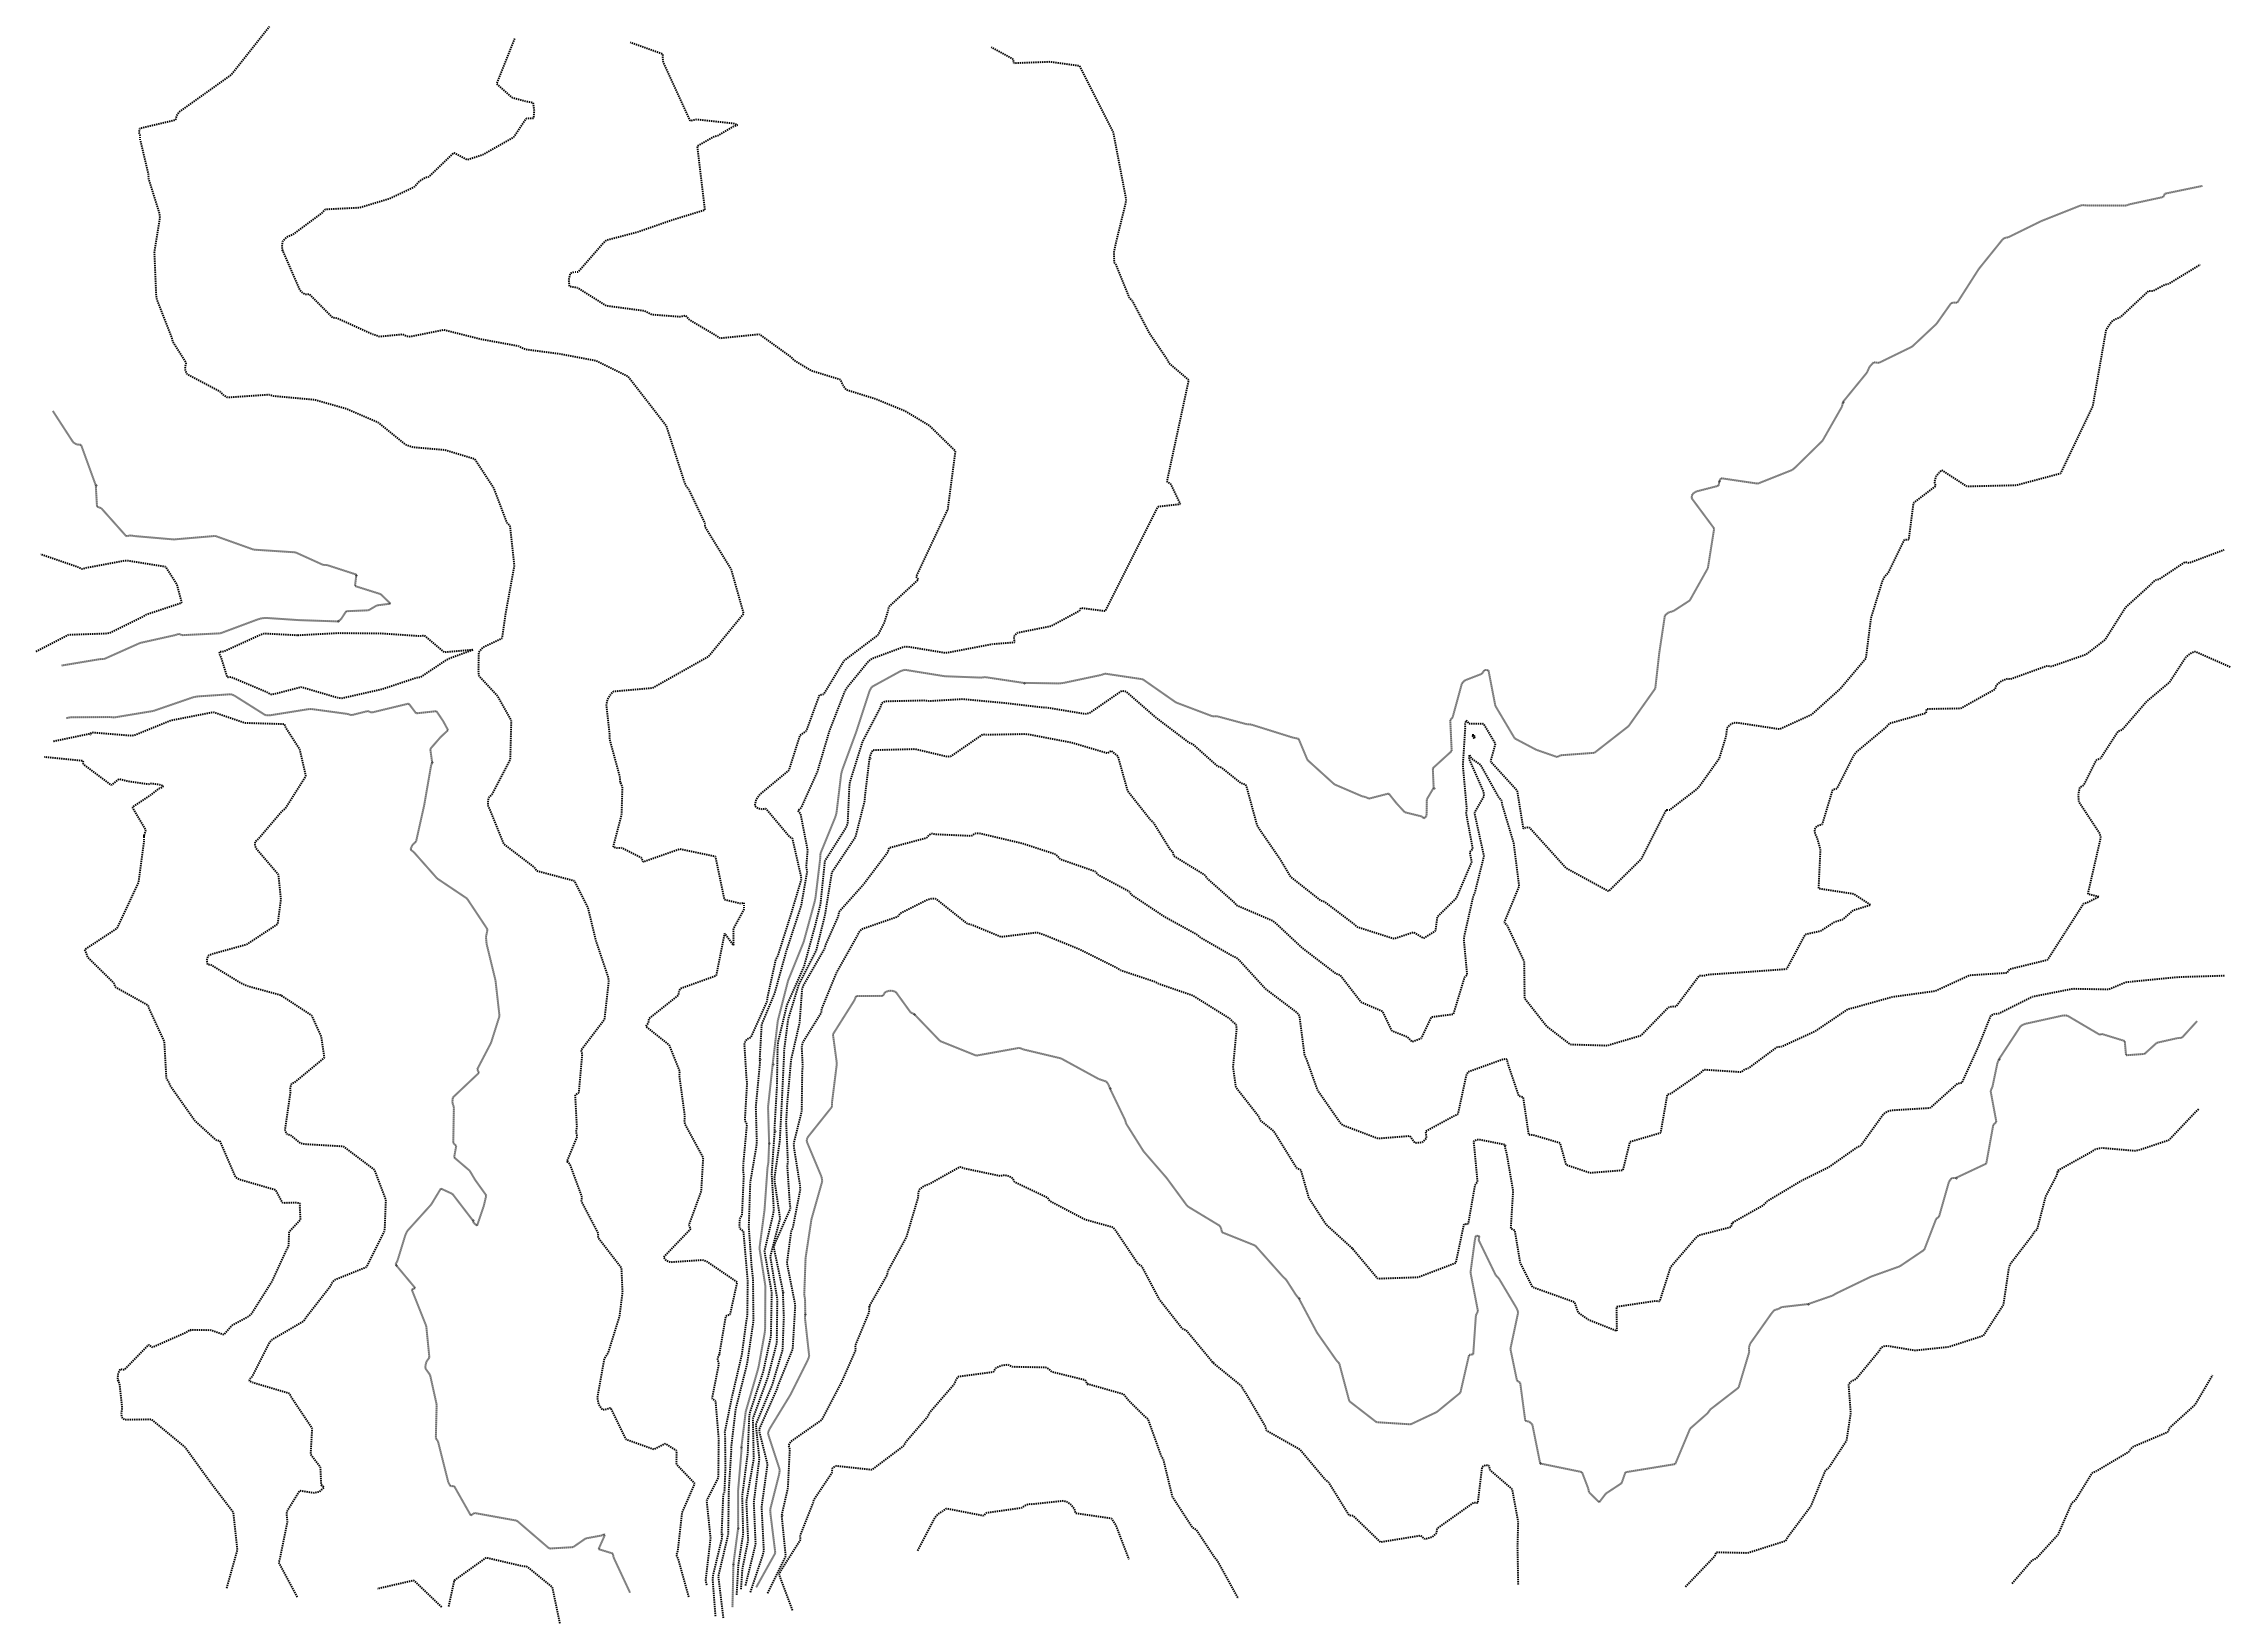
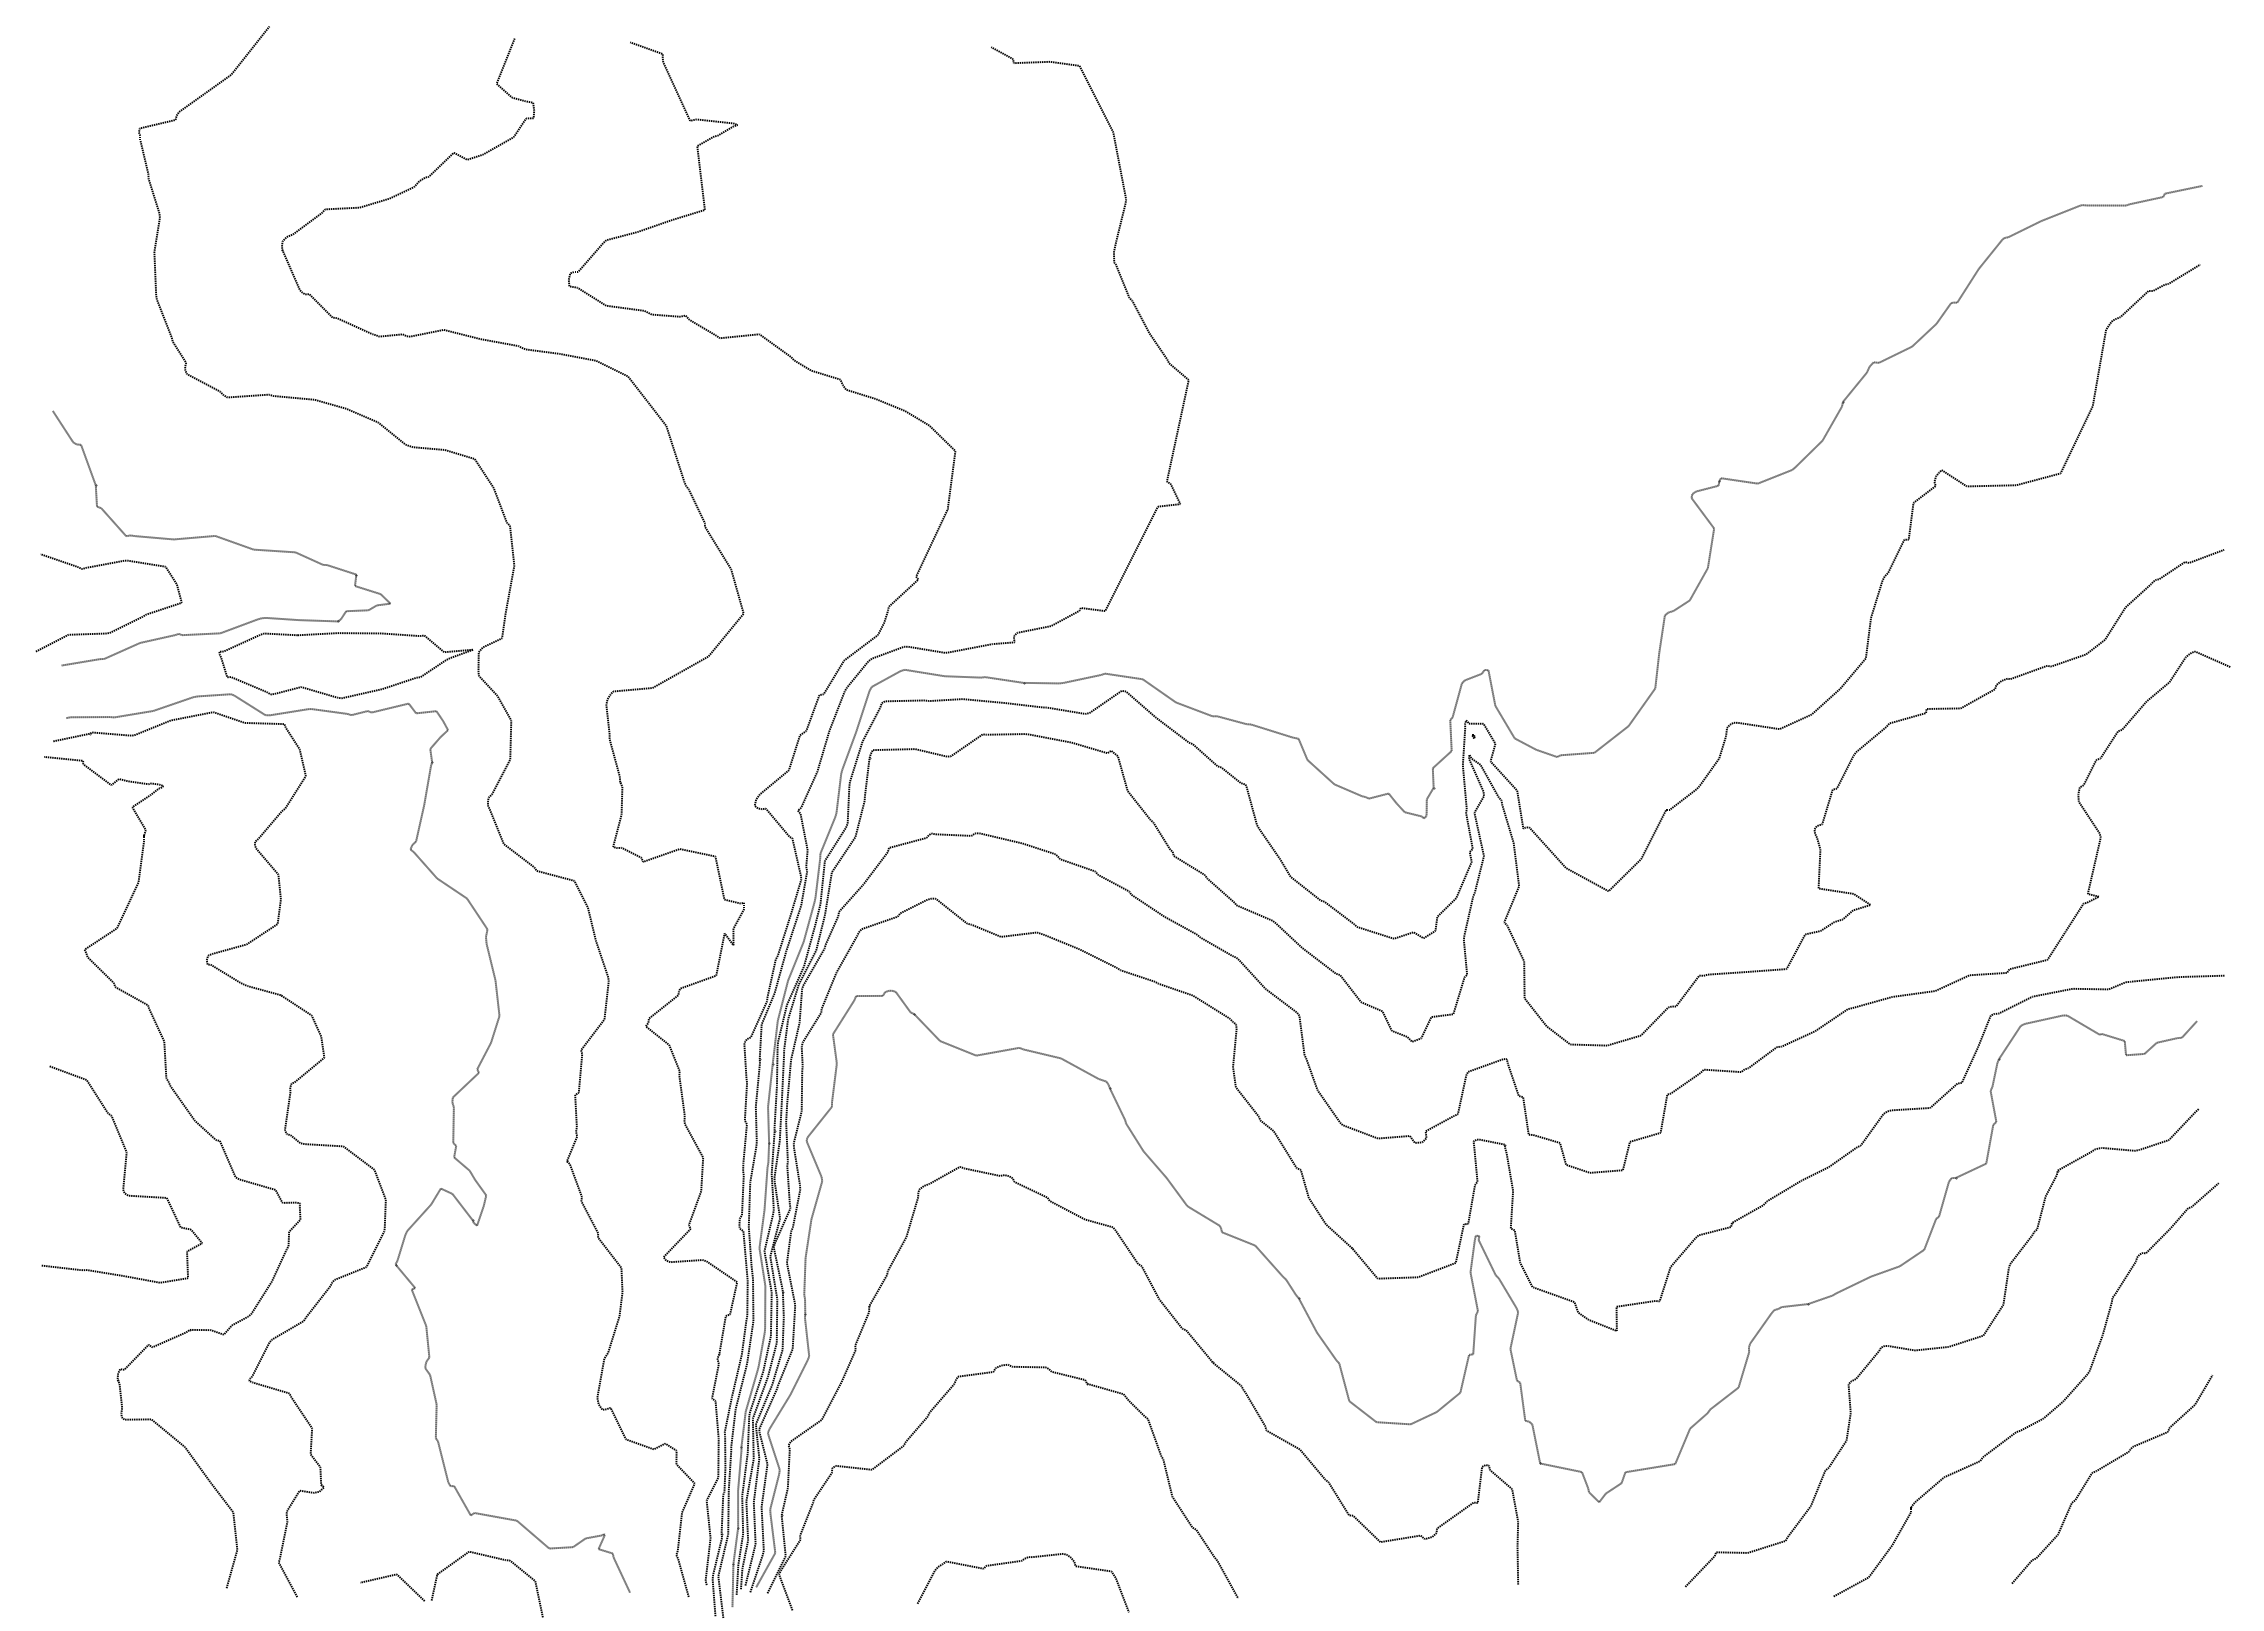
curve: none -> present (123, 1174)
curve: none -> present (2047, 1413)
curve position: (1019, 1509) -> (1019, 1562) (1019, 1562)
part position: (453, 1589) -> (436, 1583) (436, 1583)
